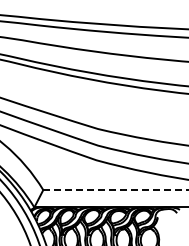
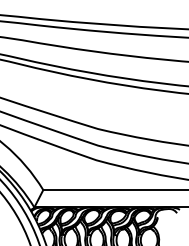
line: dashed -> solid (116, 190)
